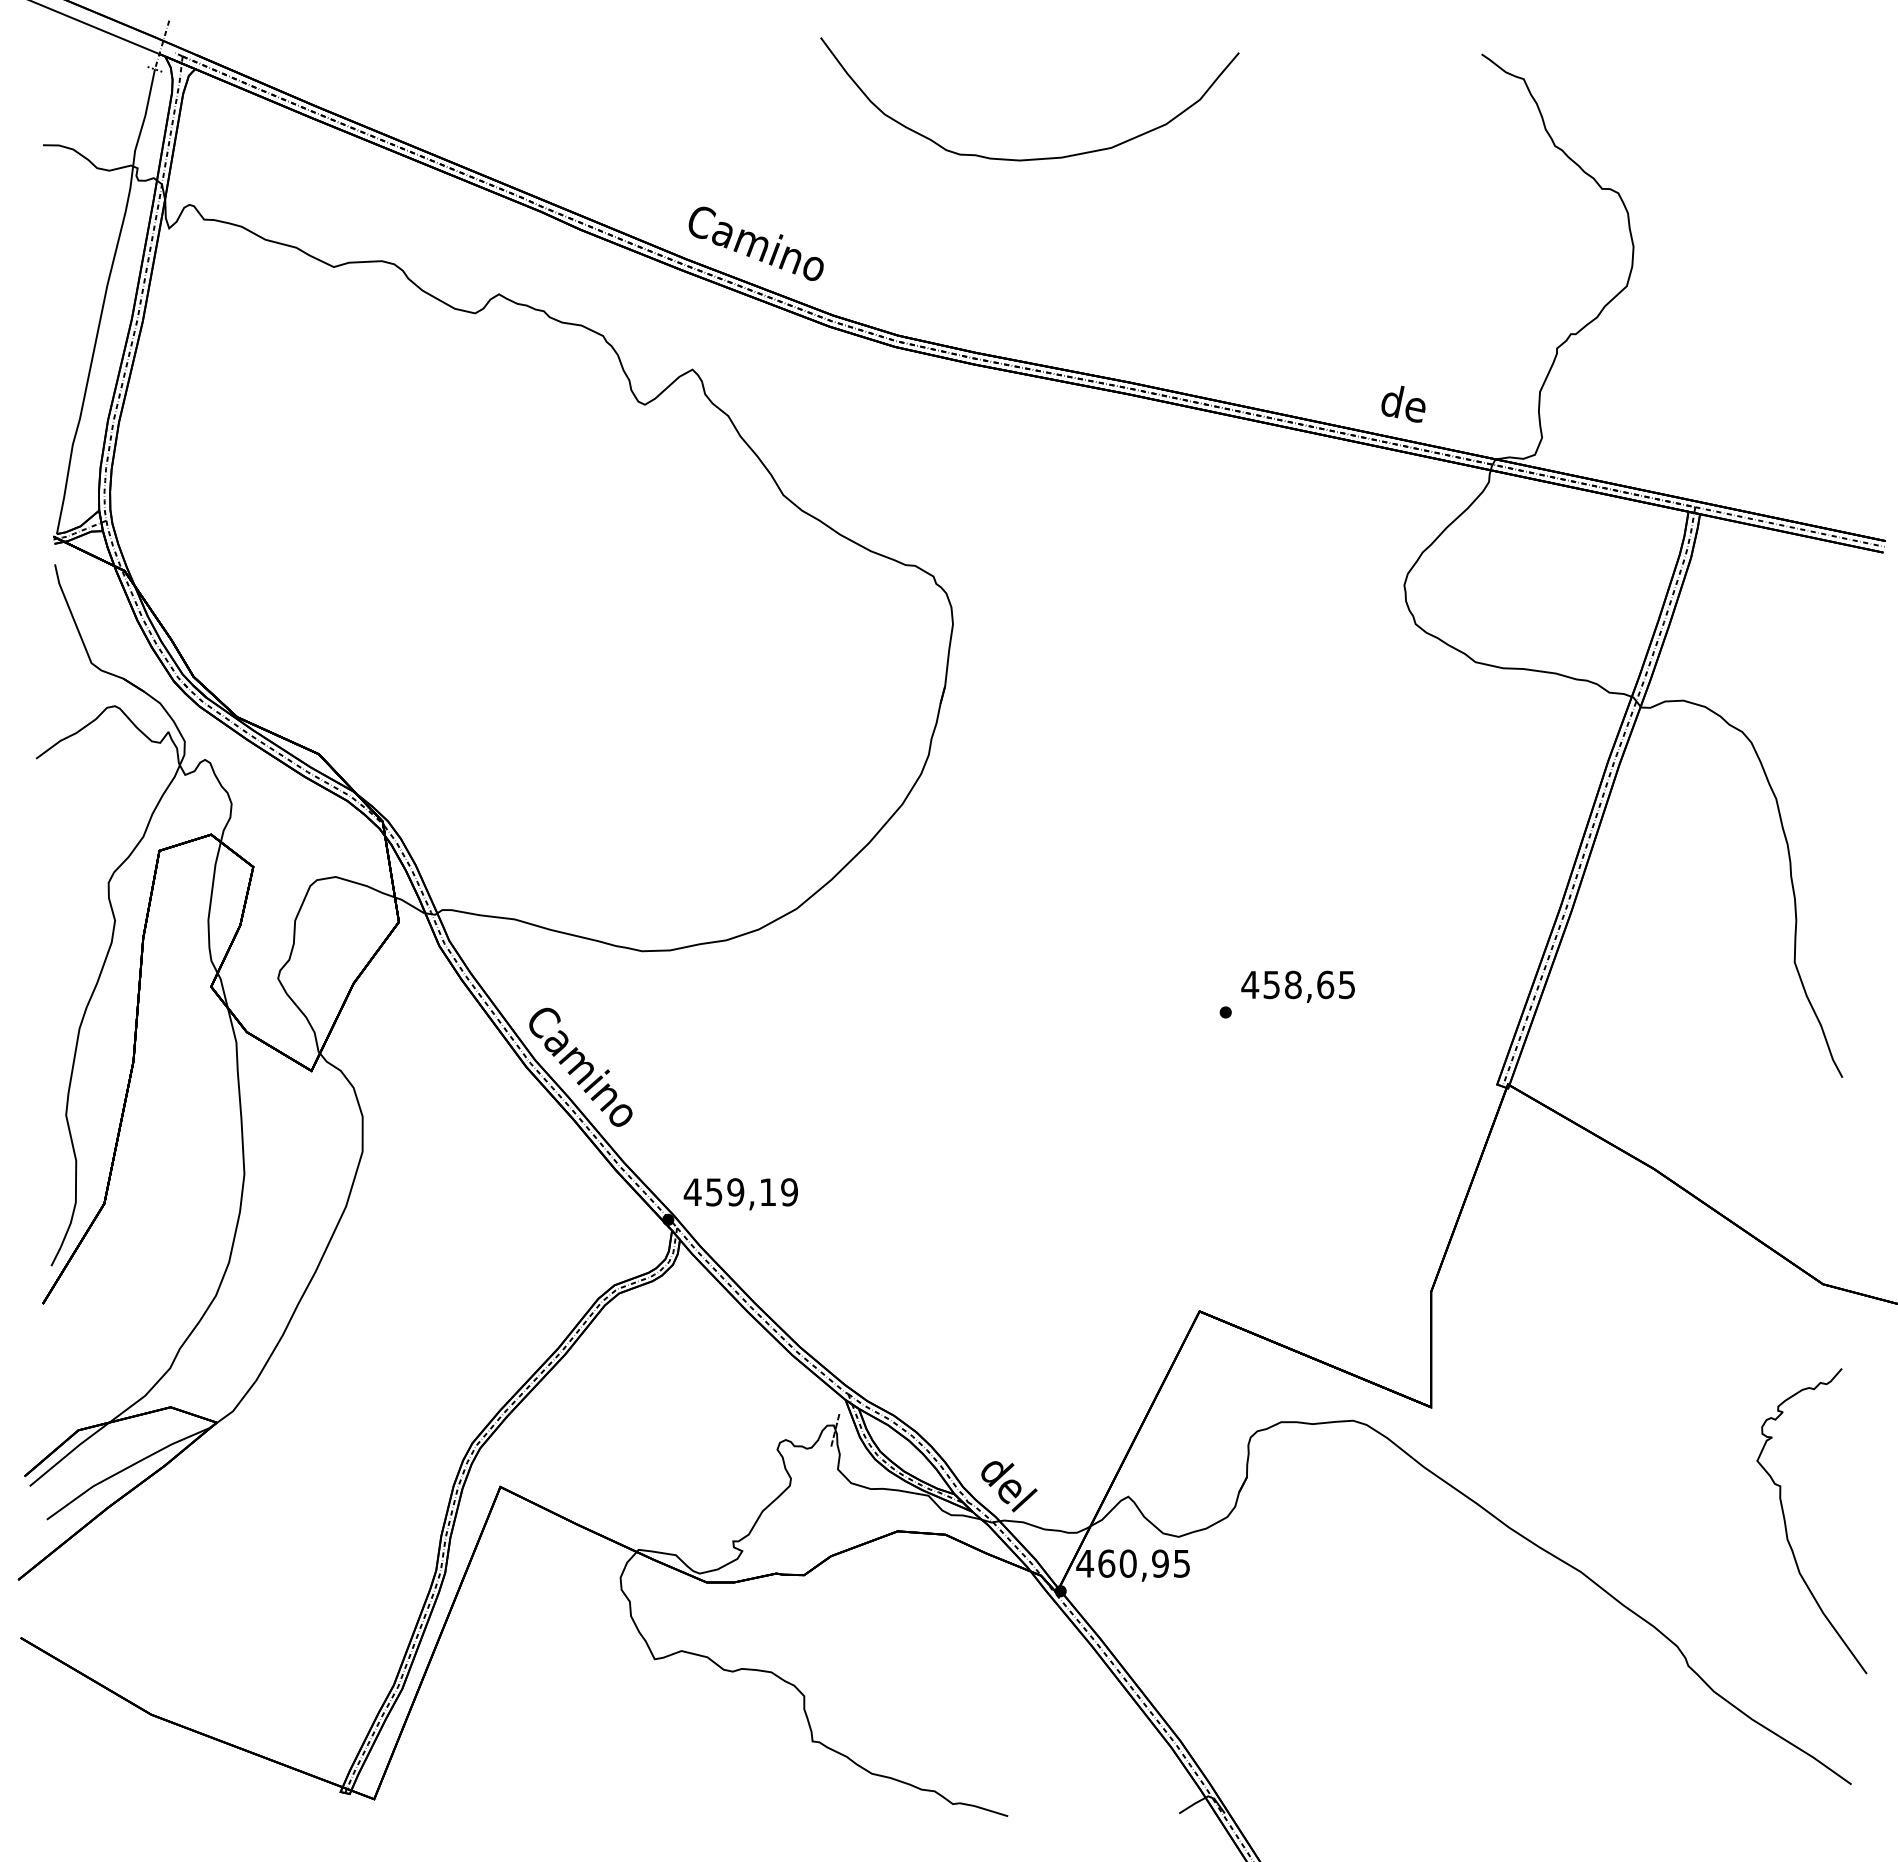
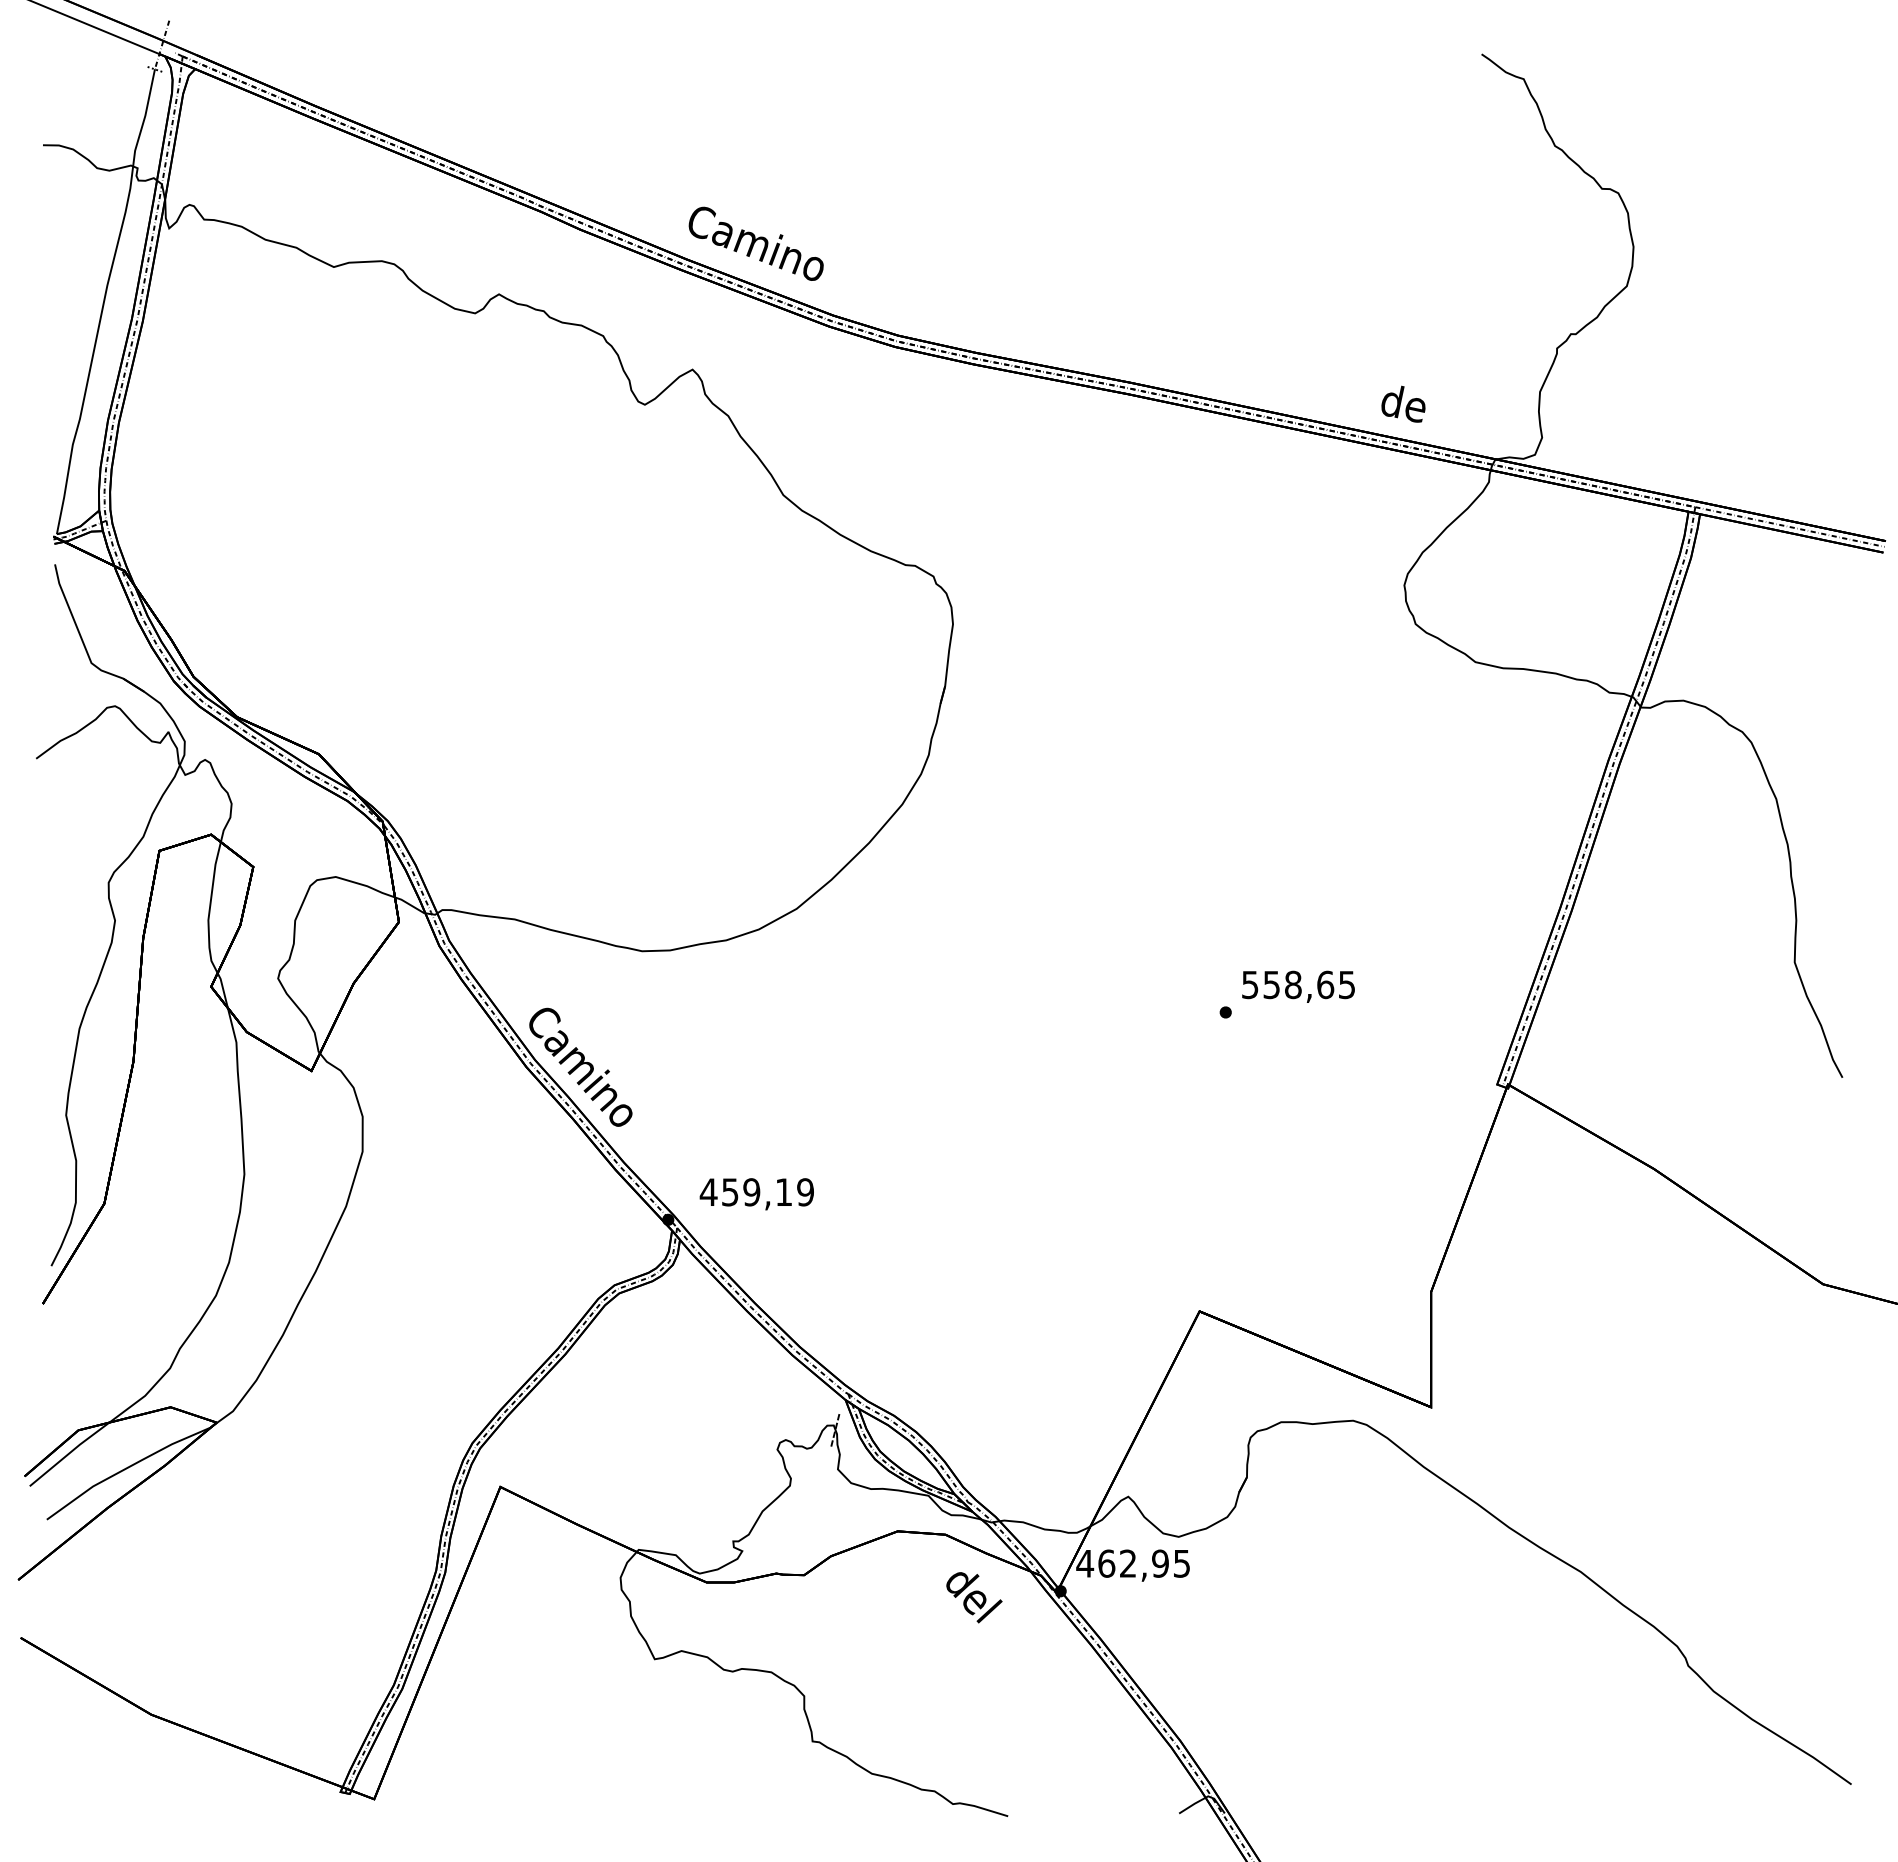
curve: present -> none (1030, 158)
text: 458,65 -> 558,65 (1250, 985)
text position: (740, 1194) -> (756, 1194) (756, 1194)
text position: (1009, 1486) -> (974, 1597) (974, 1597)
curve: present -> none (1786, 1524)
text: 460,95 -> 462,95 (1127, 1563)
